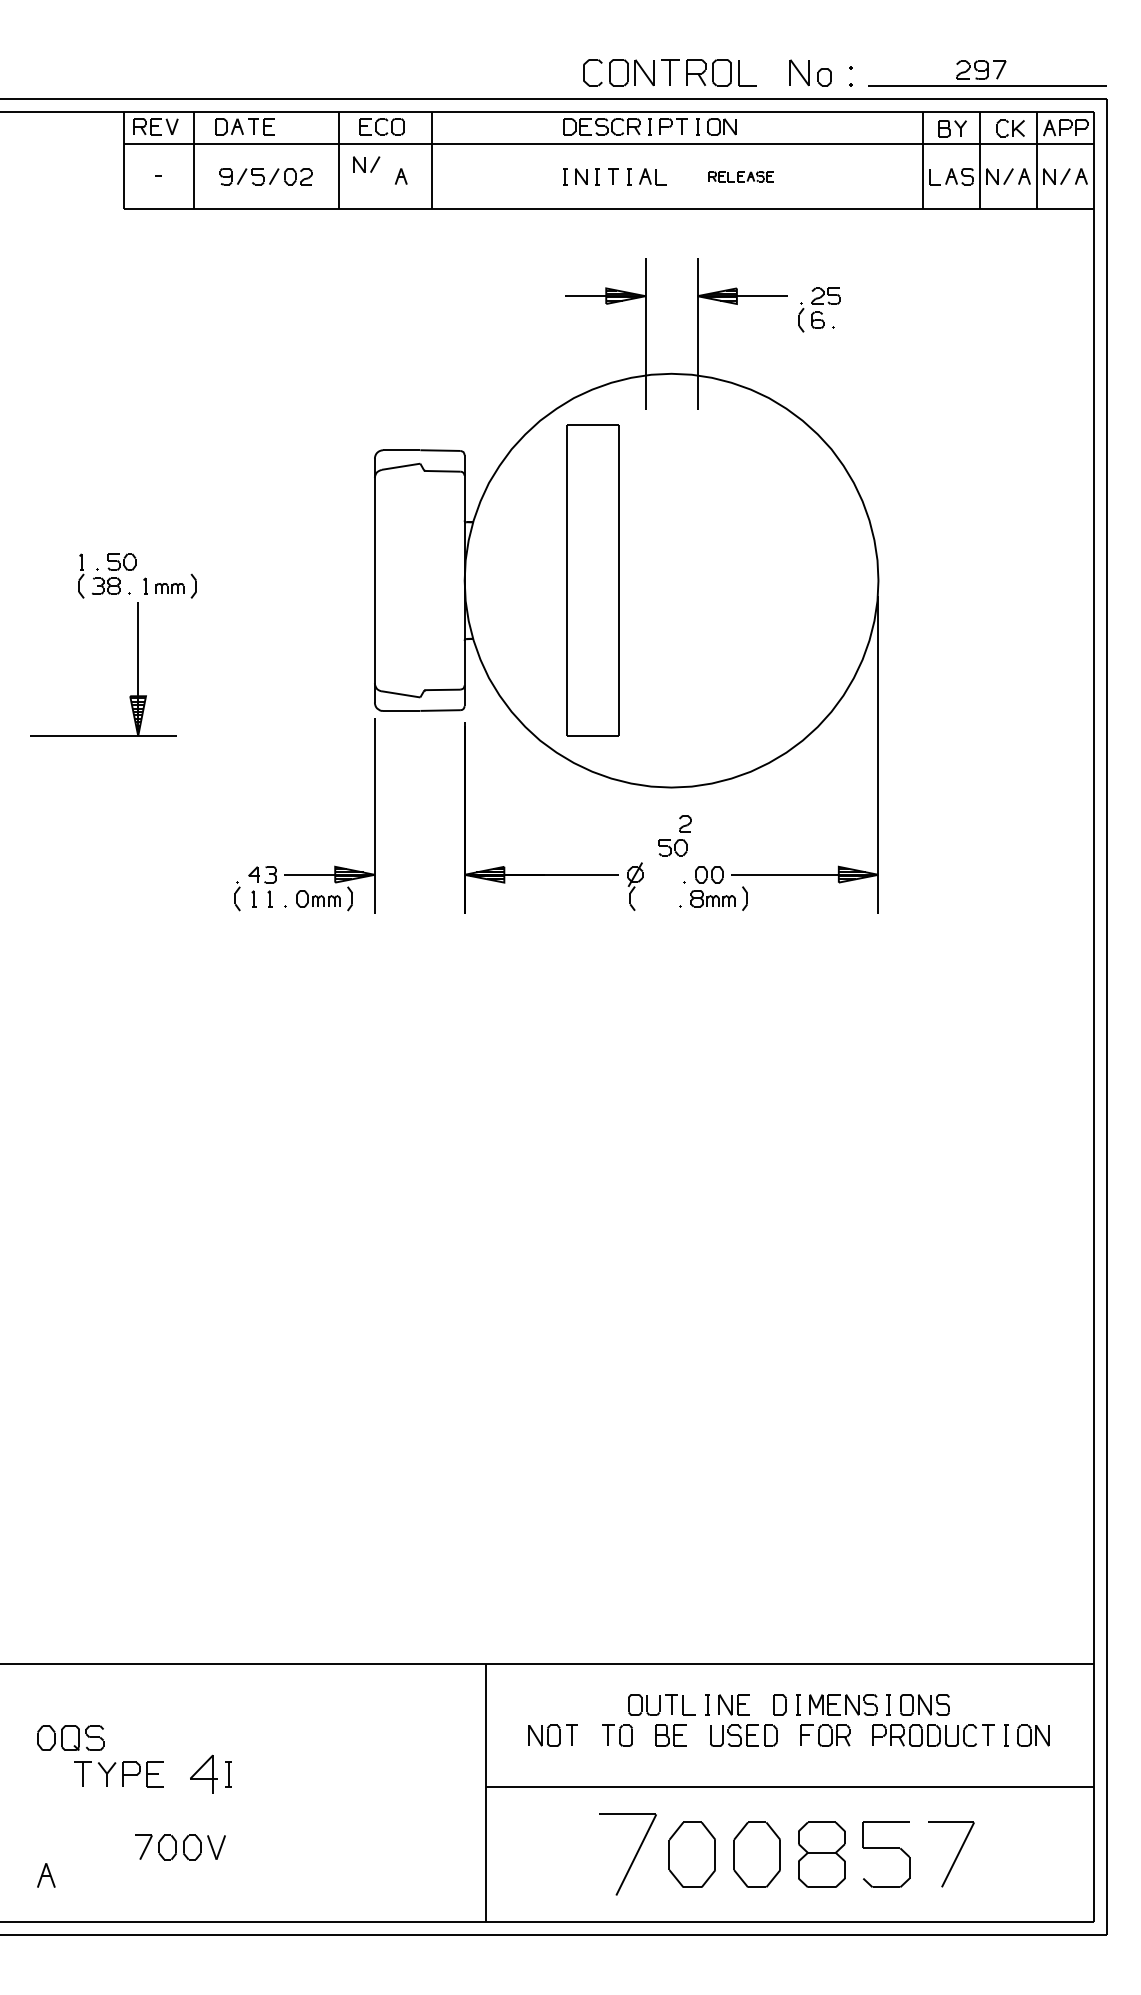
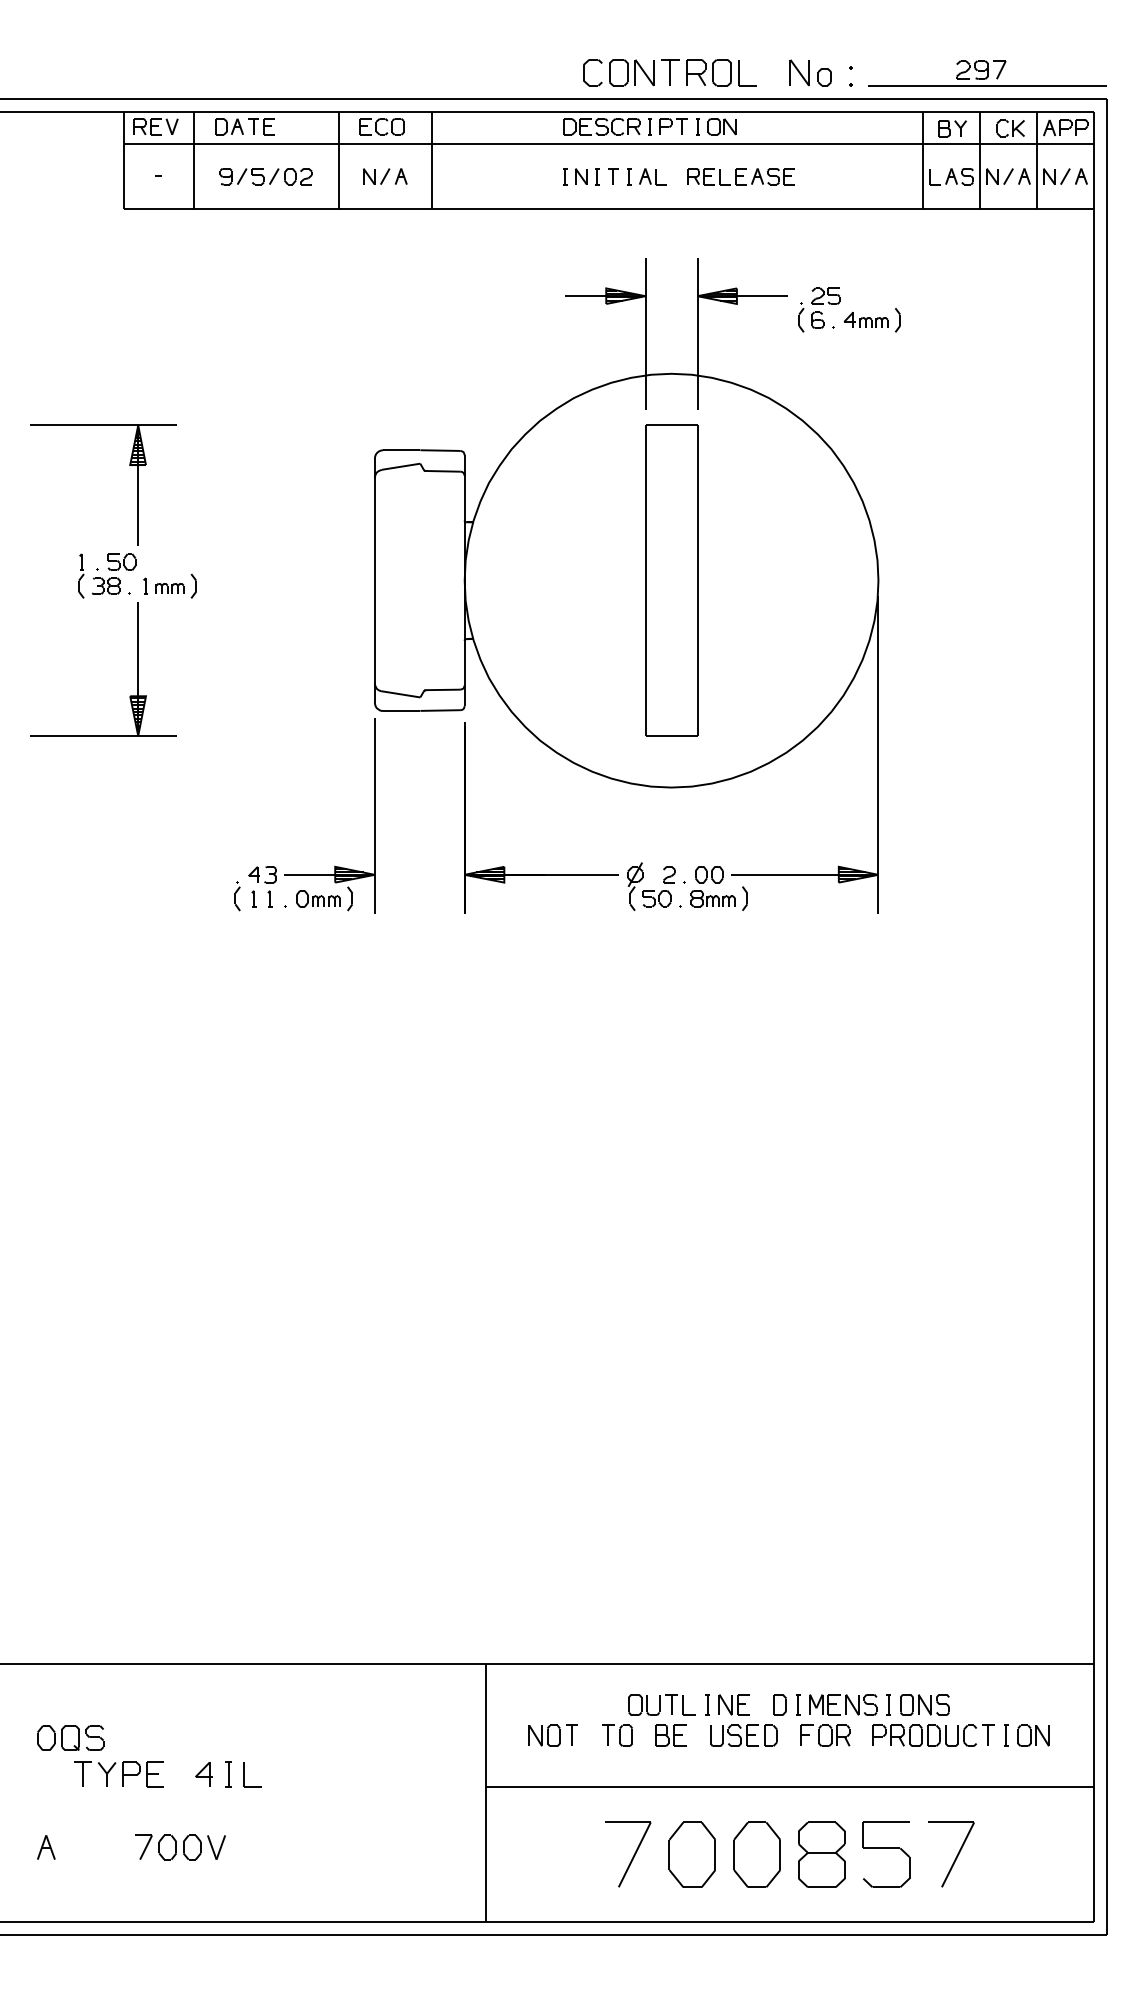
part position: (366, 164) -> (376, 176) (376, 176)
part size: 66x12 px -> 108x18 px (740, 176)
part: none -> present (871, 320)
part: none -> present (129, 465)
part position: (592, 580) -> (671, 580) (671, 580)
part position: (674, 835) -> (658, 886) (658, 886)
part size: 28x40 px -> 18x25 px (203, 1774)
part: none -> present (244, 1774)
part size: 58x83 px -> 47x67 px (628, 1854)
part position: (46, 1875) -> (46, 1847) (46, 1847)
